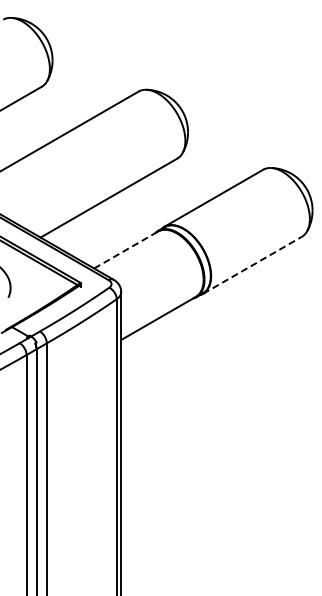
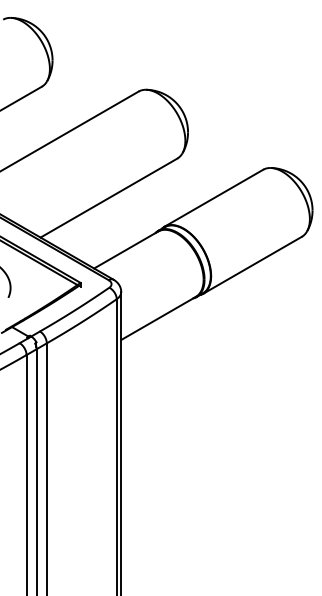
line: dashed -> solid (126, 250)
line: dashed -> solid (252, 265)
